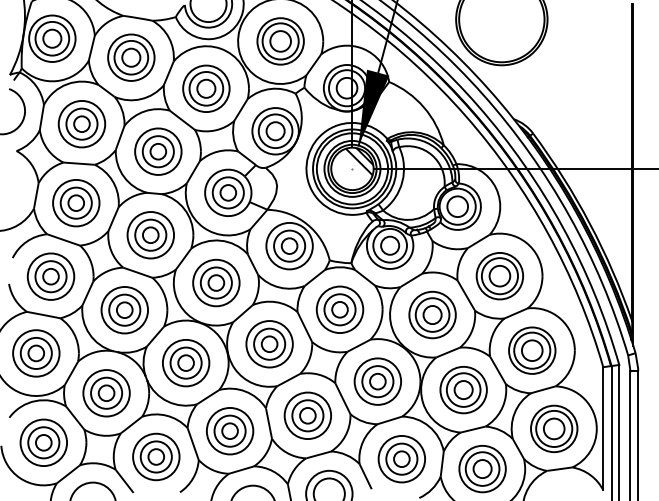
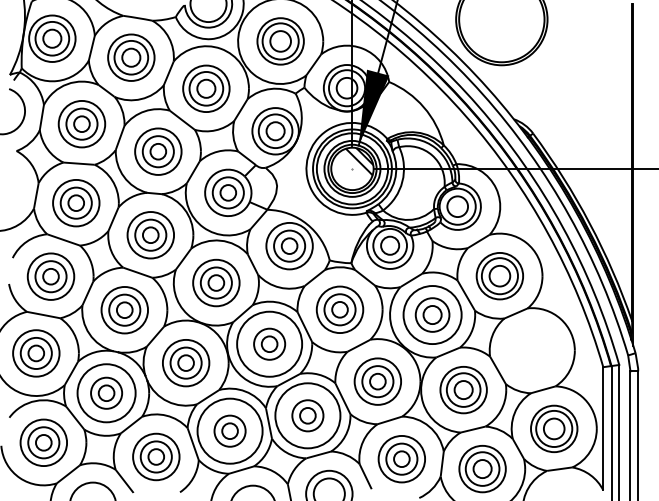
circle diameter: 46 px -> 58 px (432, 315)
circle diameter: 46 px -> 65 px (269, 343)
part: present -> none (532, 350)
circle diameter: 46 px -> 58 px (106, 393)
circle diameter: 46 px -> 65 px (307, 415)
circle diameter: 46 px -> 65 px (229, 430)
